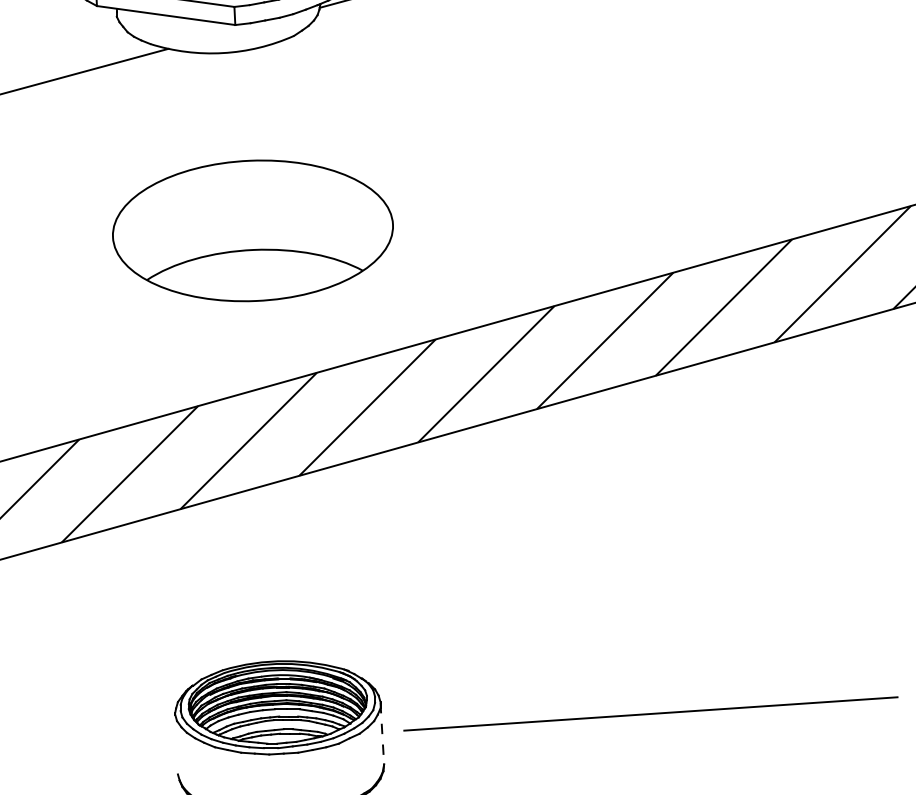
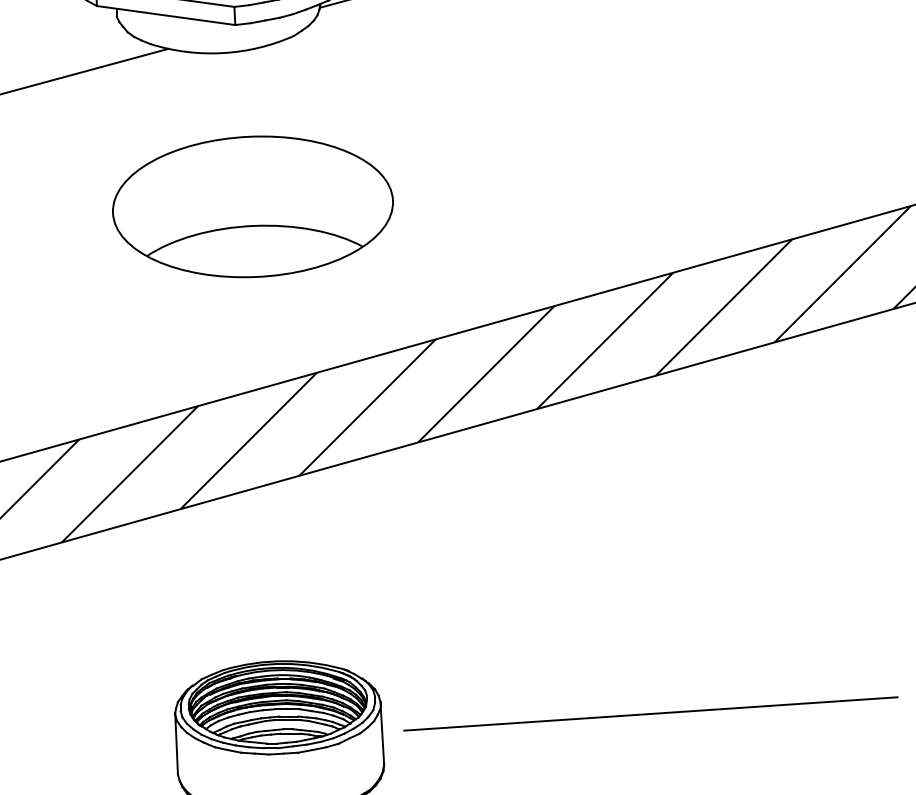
part position: (252, 230) -> (252, 206) (252, 206)
line: dashed -> solid (382, 733)
line: none -> present (176, 743)
